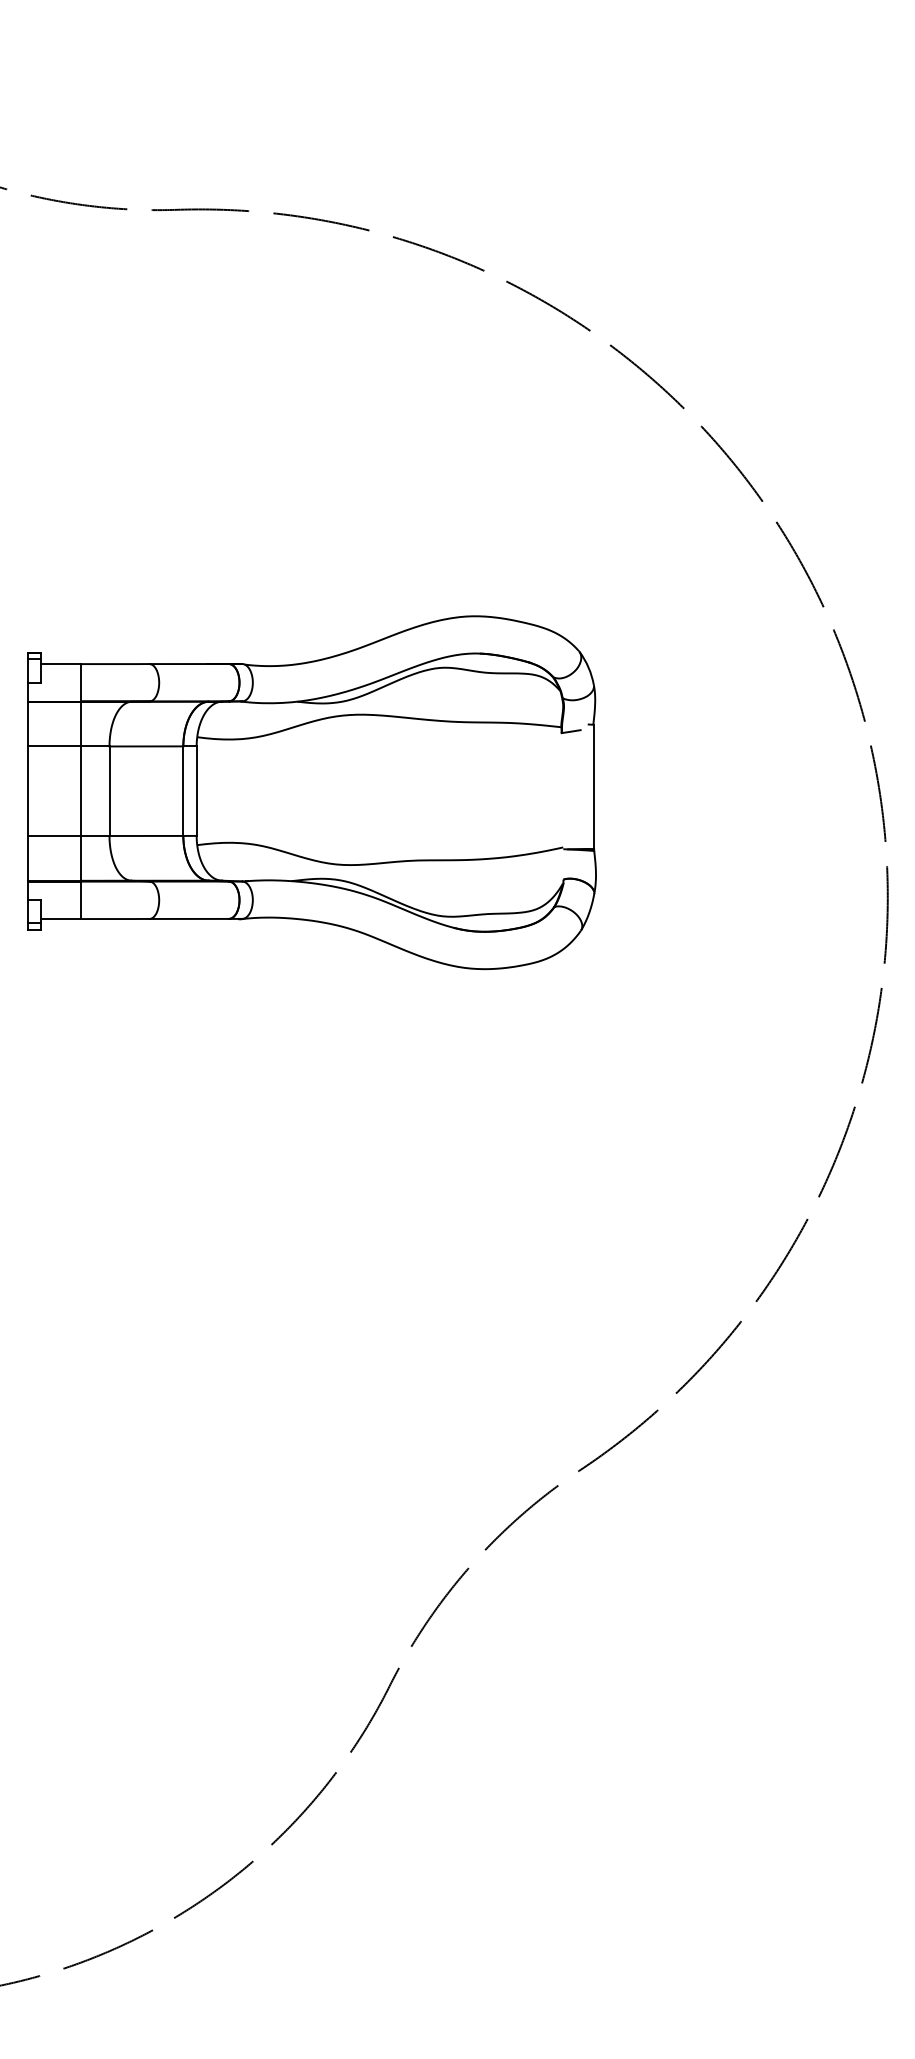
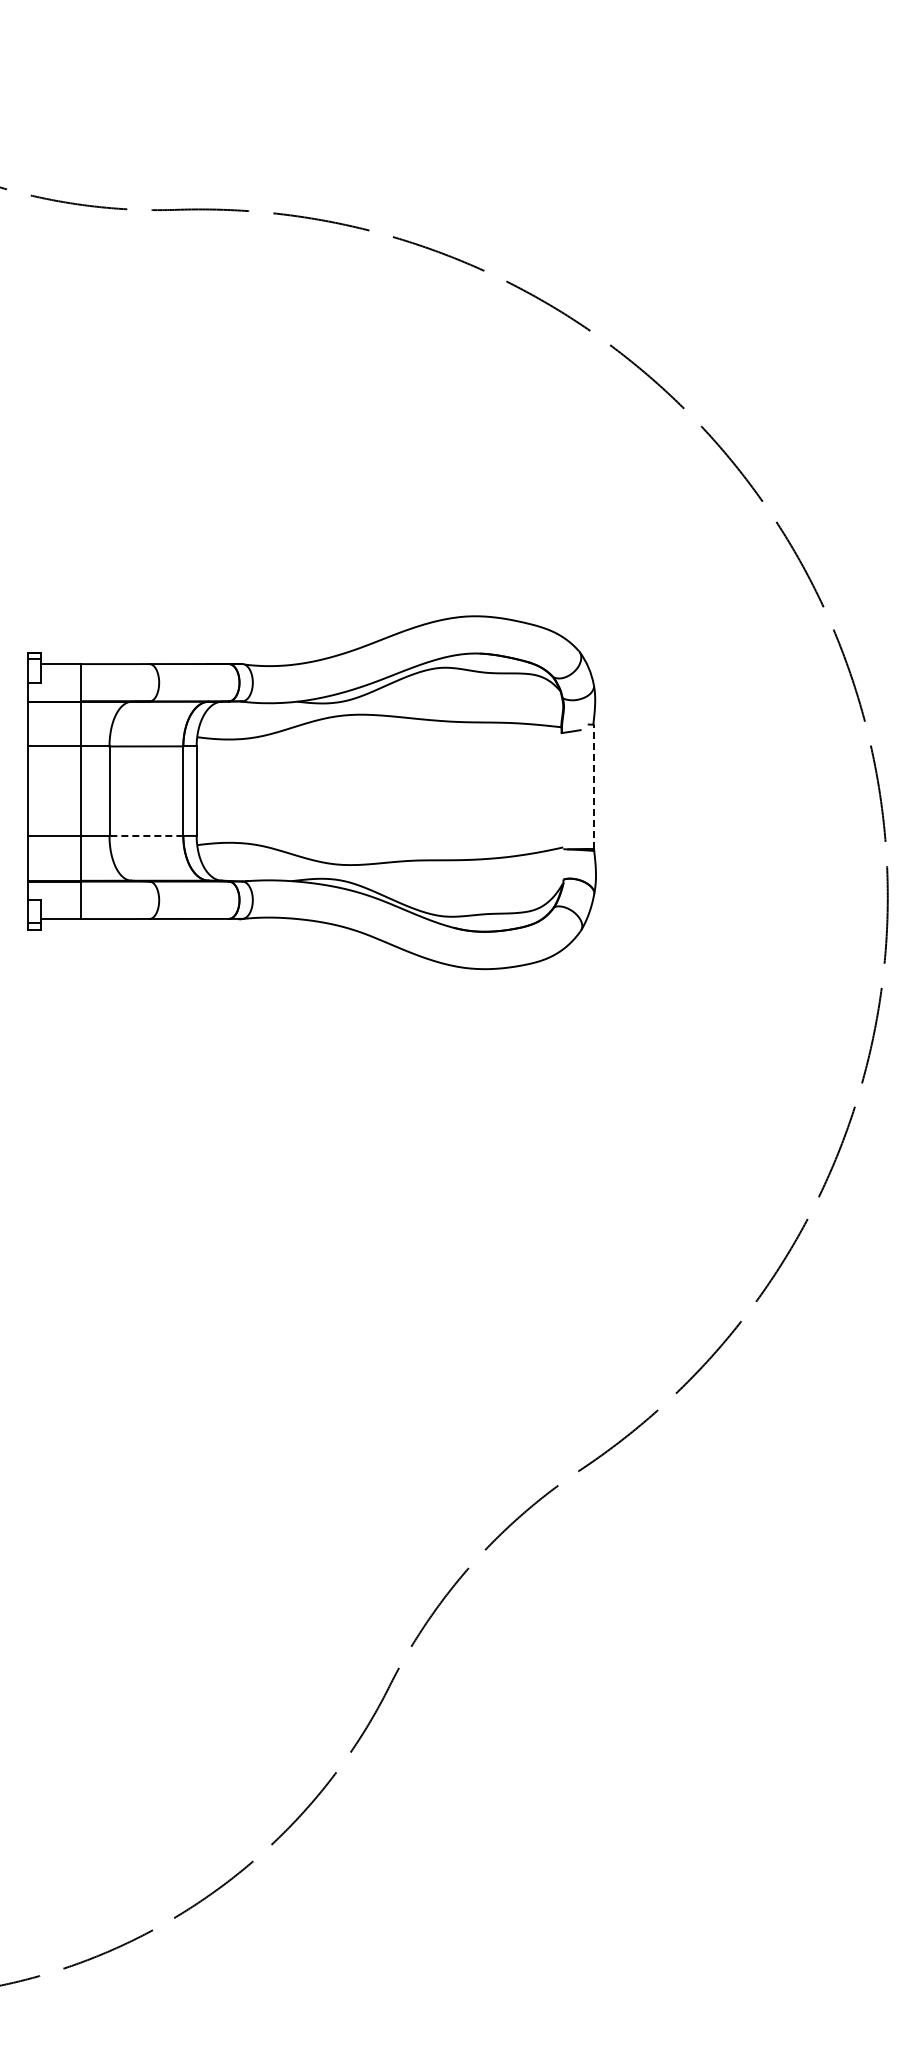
line: solid -> dashed (594, 786)
line: solid -> dashed (146, 835)
